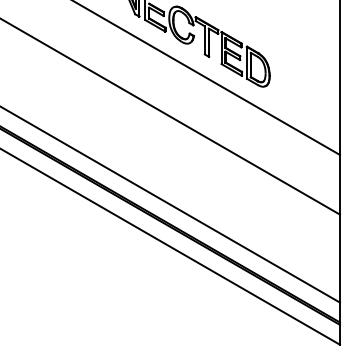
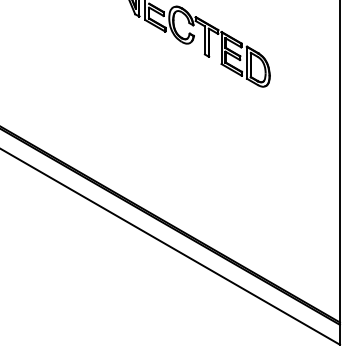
line: present -> none (207, 78)
line: present -> none (170, 116)
line: present -> none (170, 204)
